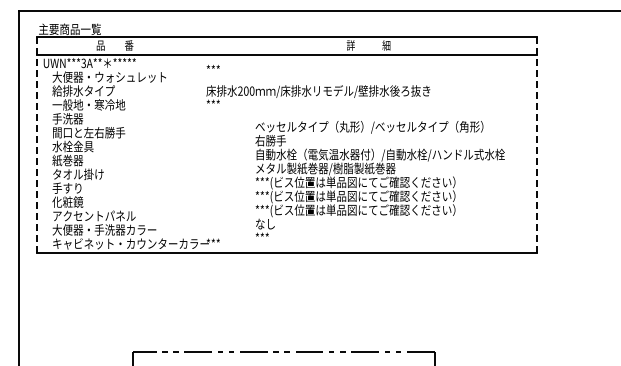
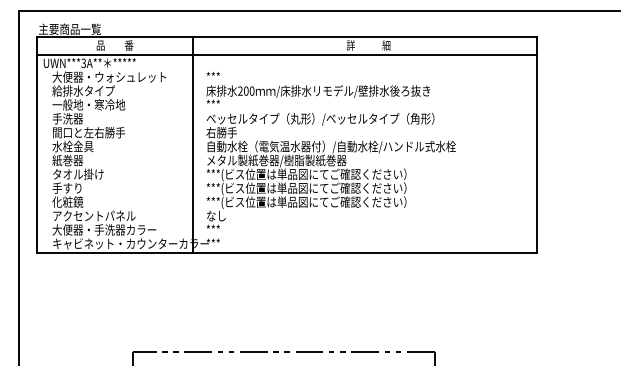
text position: (212, 66) -> (212, 73) (212, 73)
line: dashed -> solid (36, 144)
line: none -> present (193, 144)
line: dashed -> solid (537, 144)
text position: (379, 178) -> (330, 170) (330, 170)
